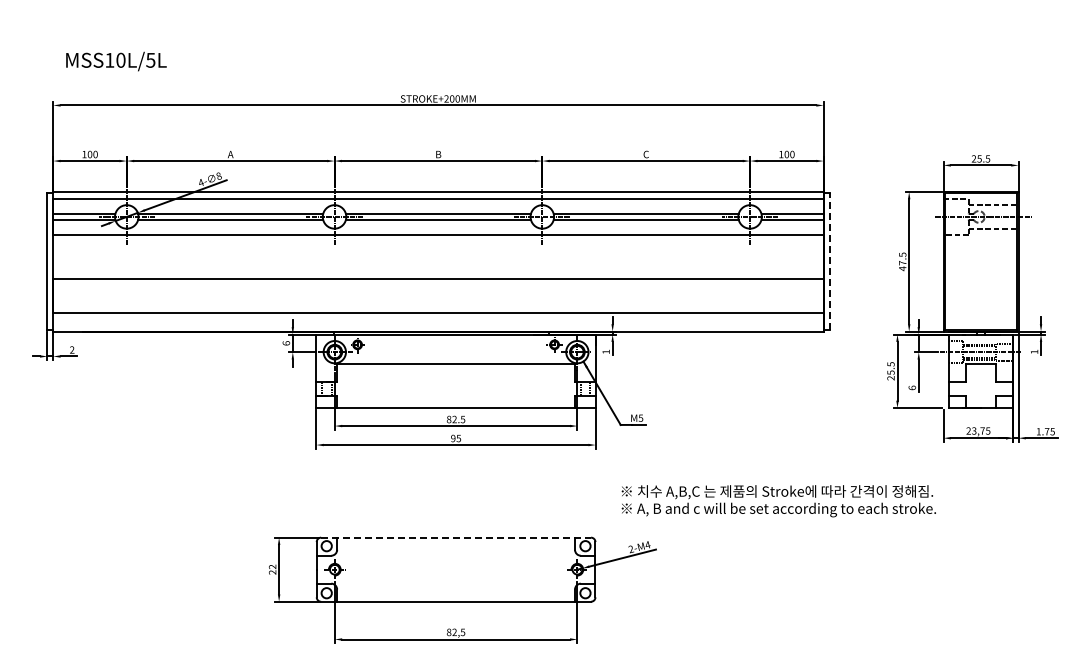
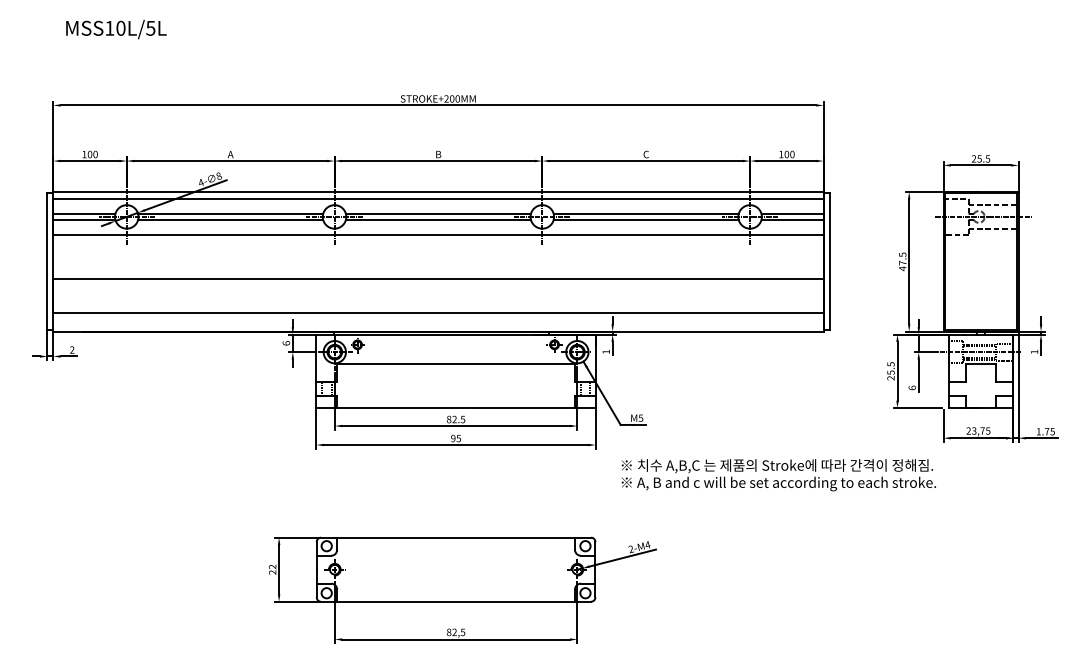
text position: (116, 61) -> (116, 29) (116, 29)
line: dashed -> solid (829, 261)
text position: (778, 501) -> (778, 475) (778, 475)
line: dashed -> solid (456, 537)
